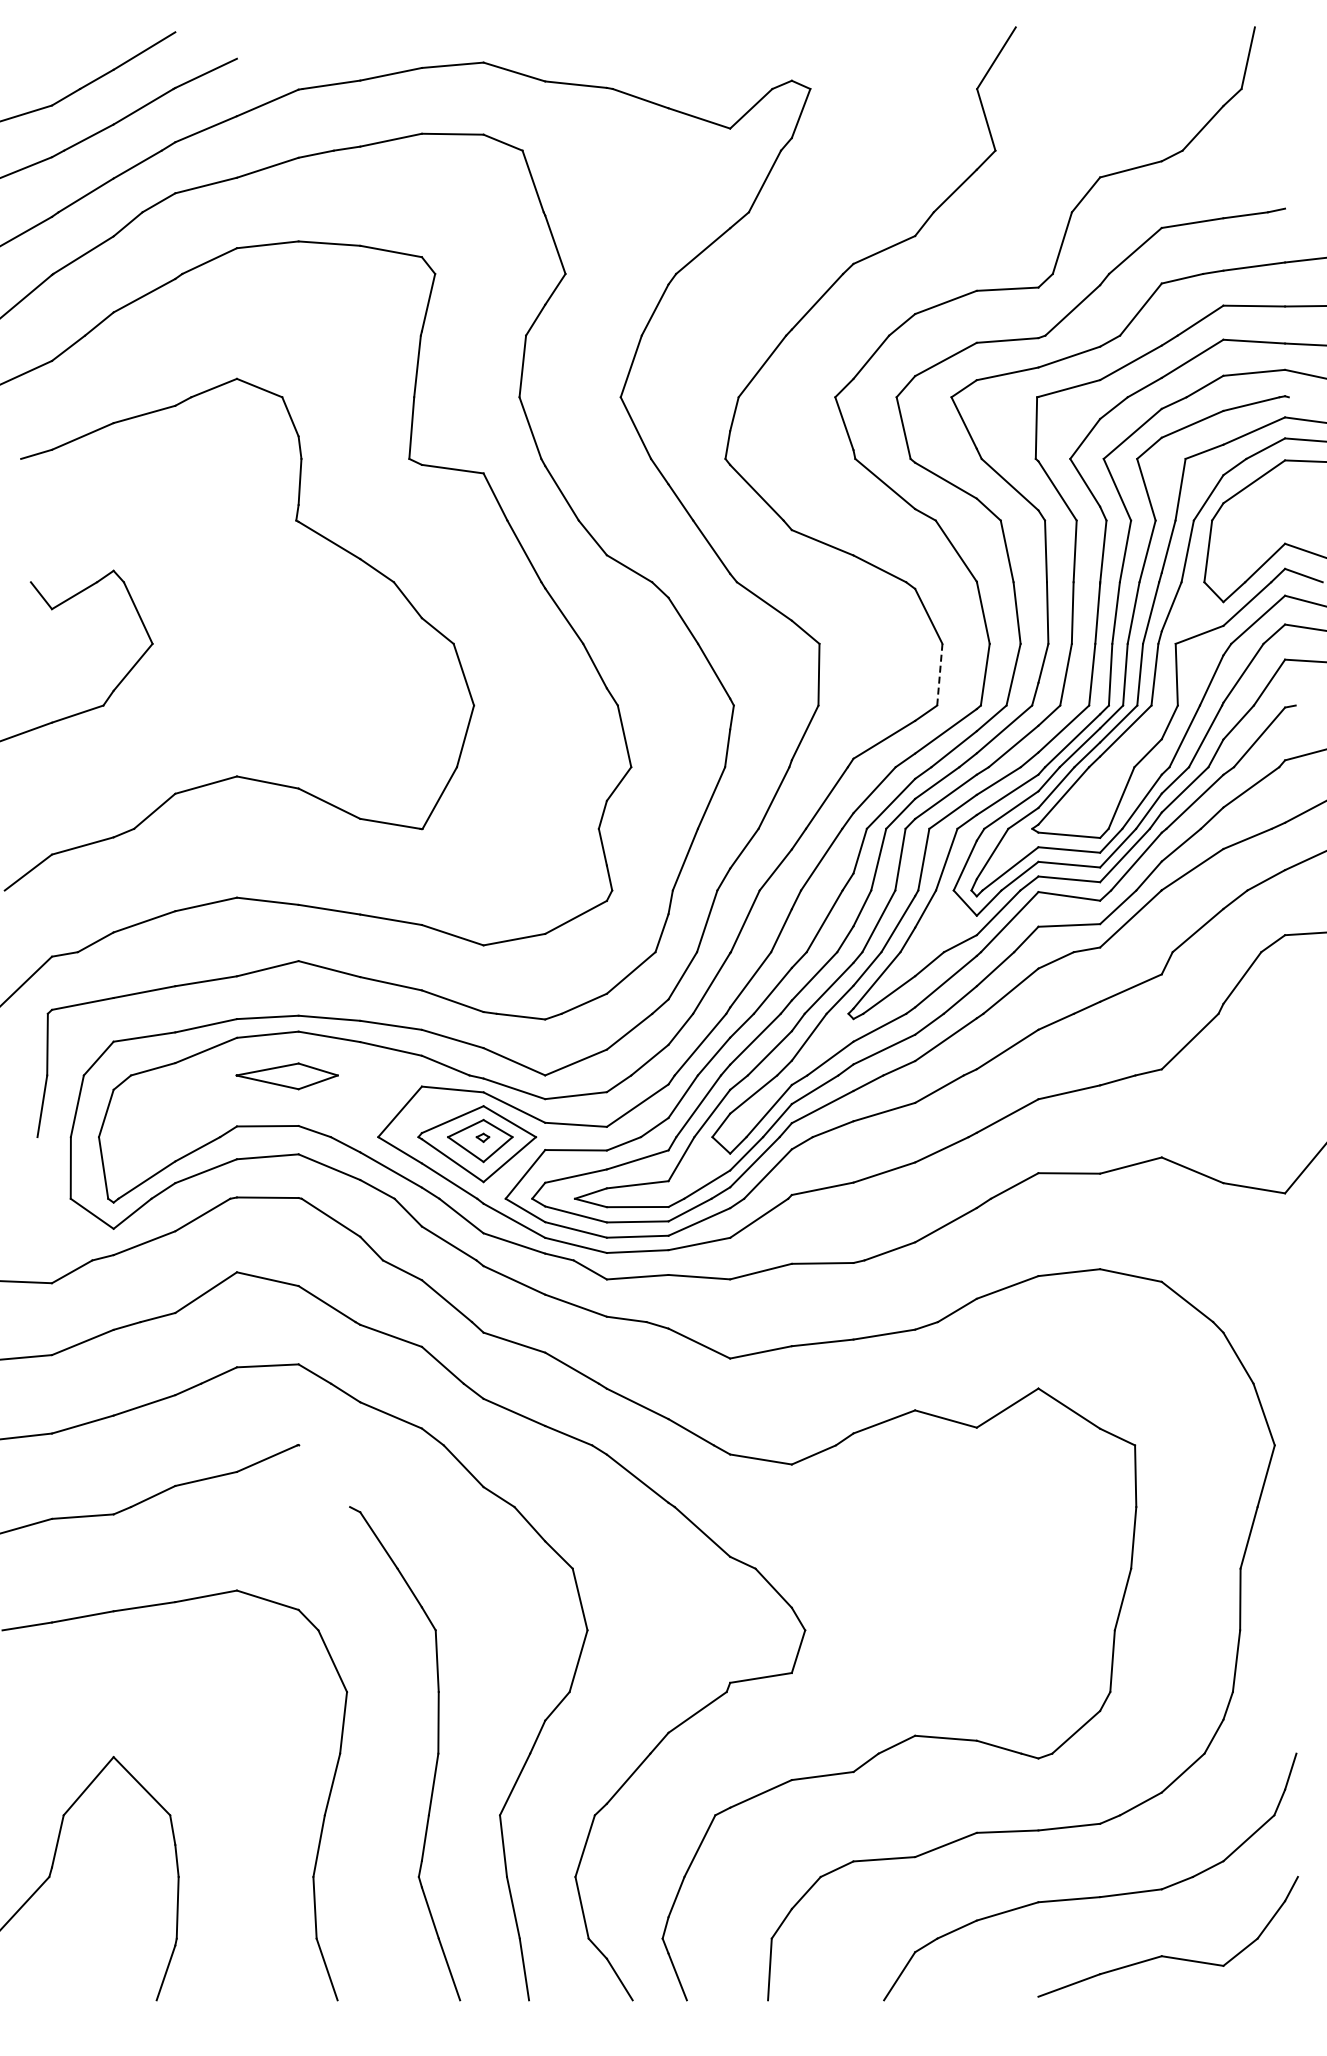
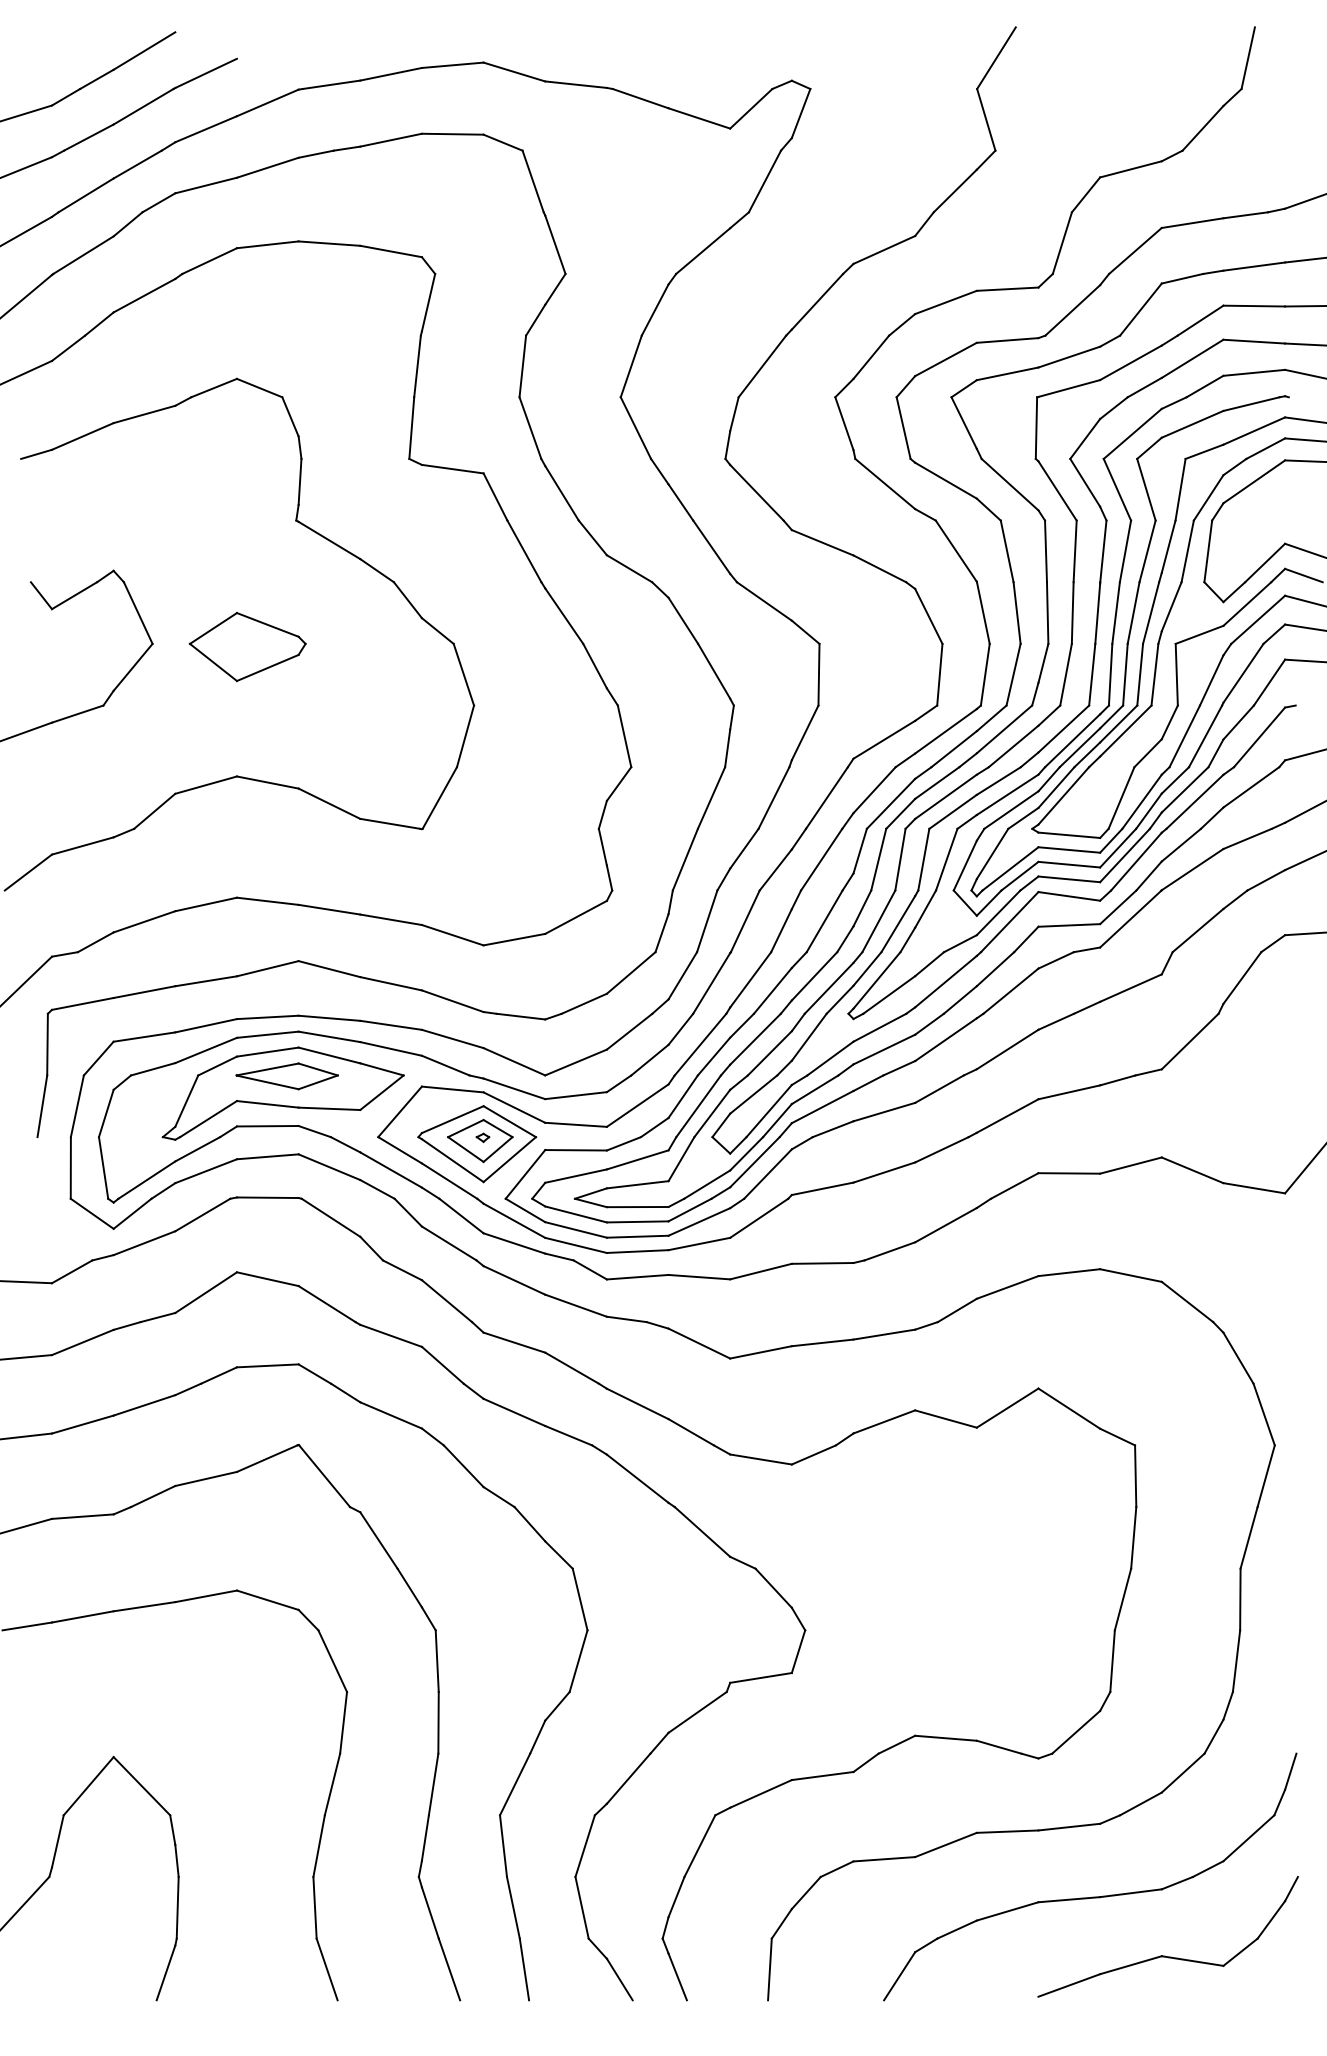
line: none -> present (1304, 201)
part: none -> present (247, 647)
line: dashed -> solid (939, 674)
part: none -> present (282, 1093)
line: none -> present (324, 1476)
